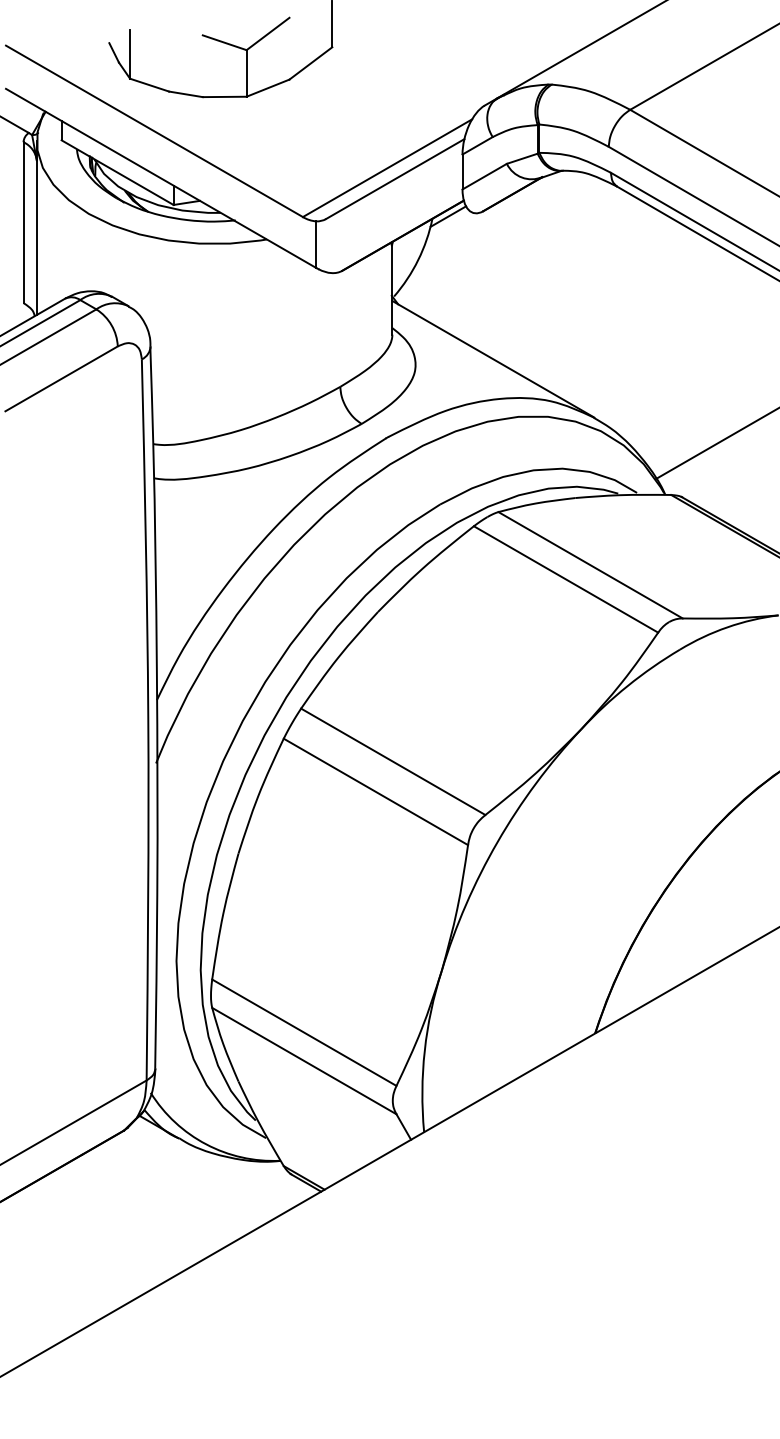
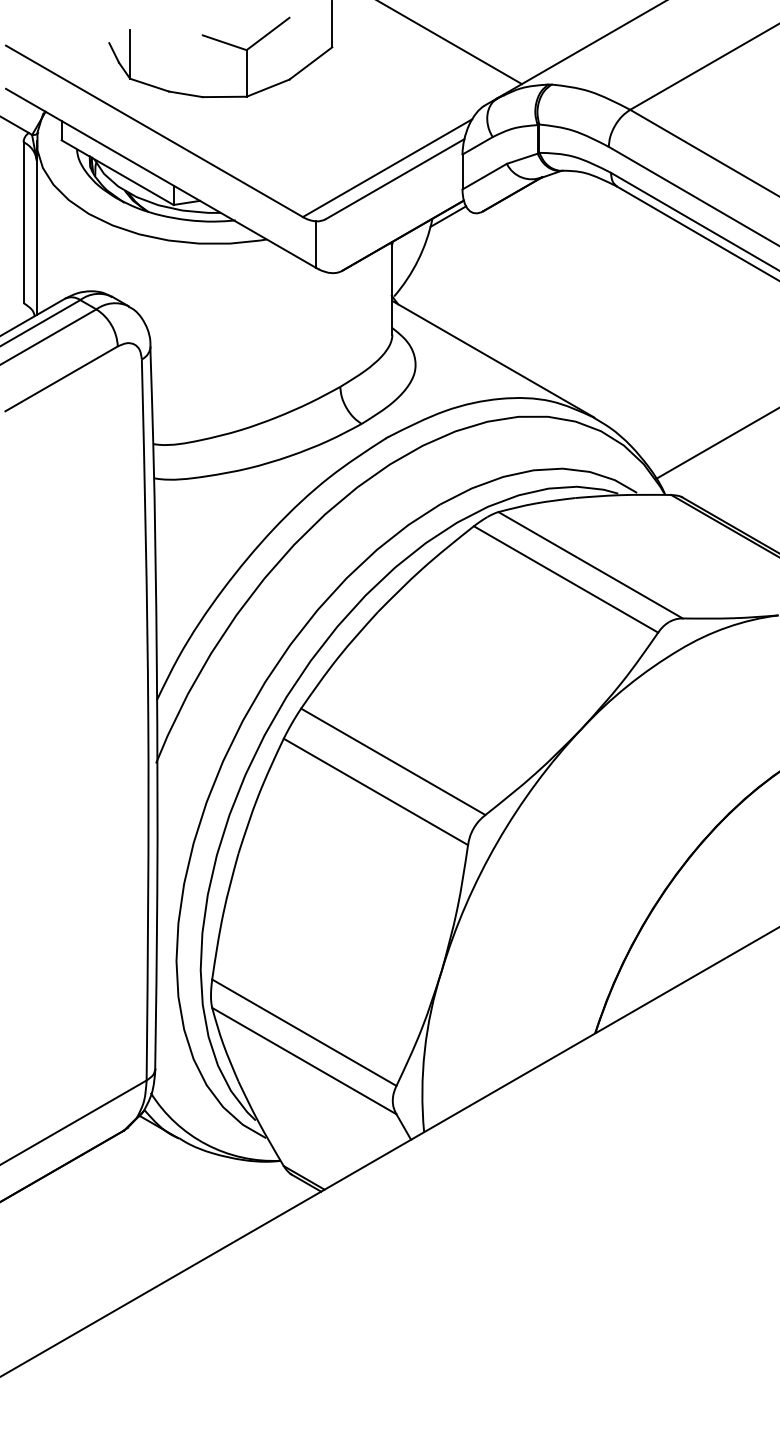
line: none -> present (450, 43)
